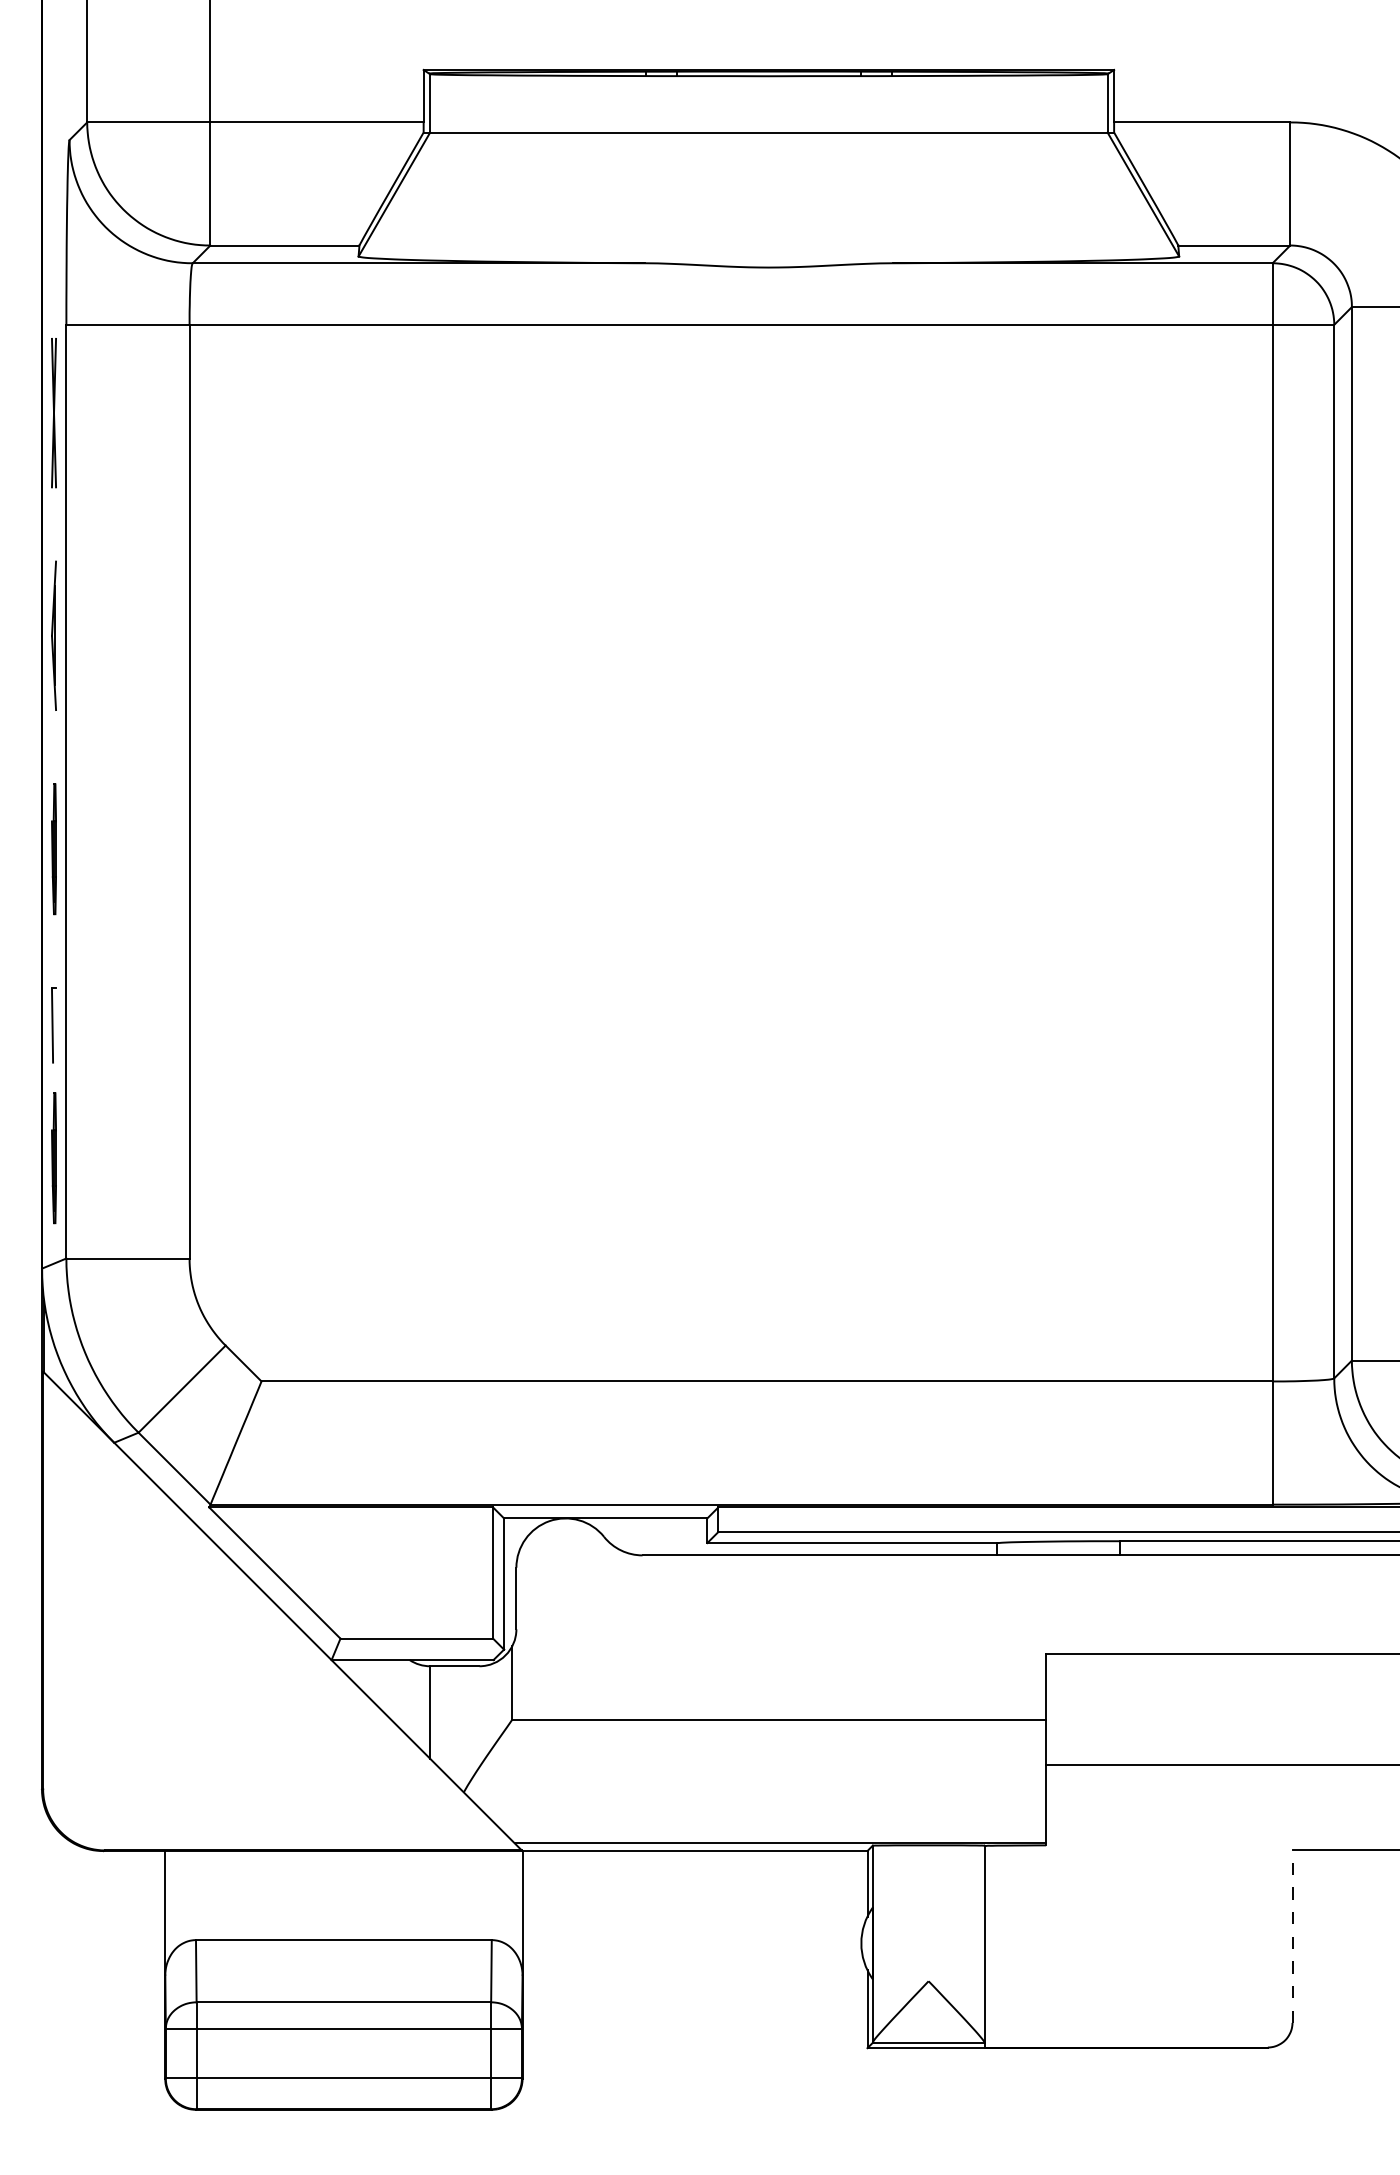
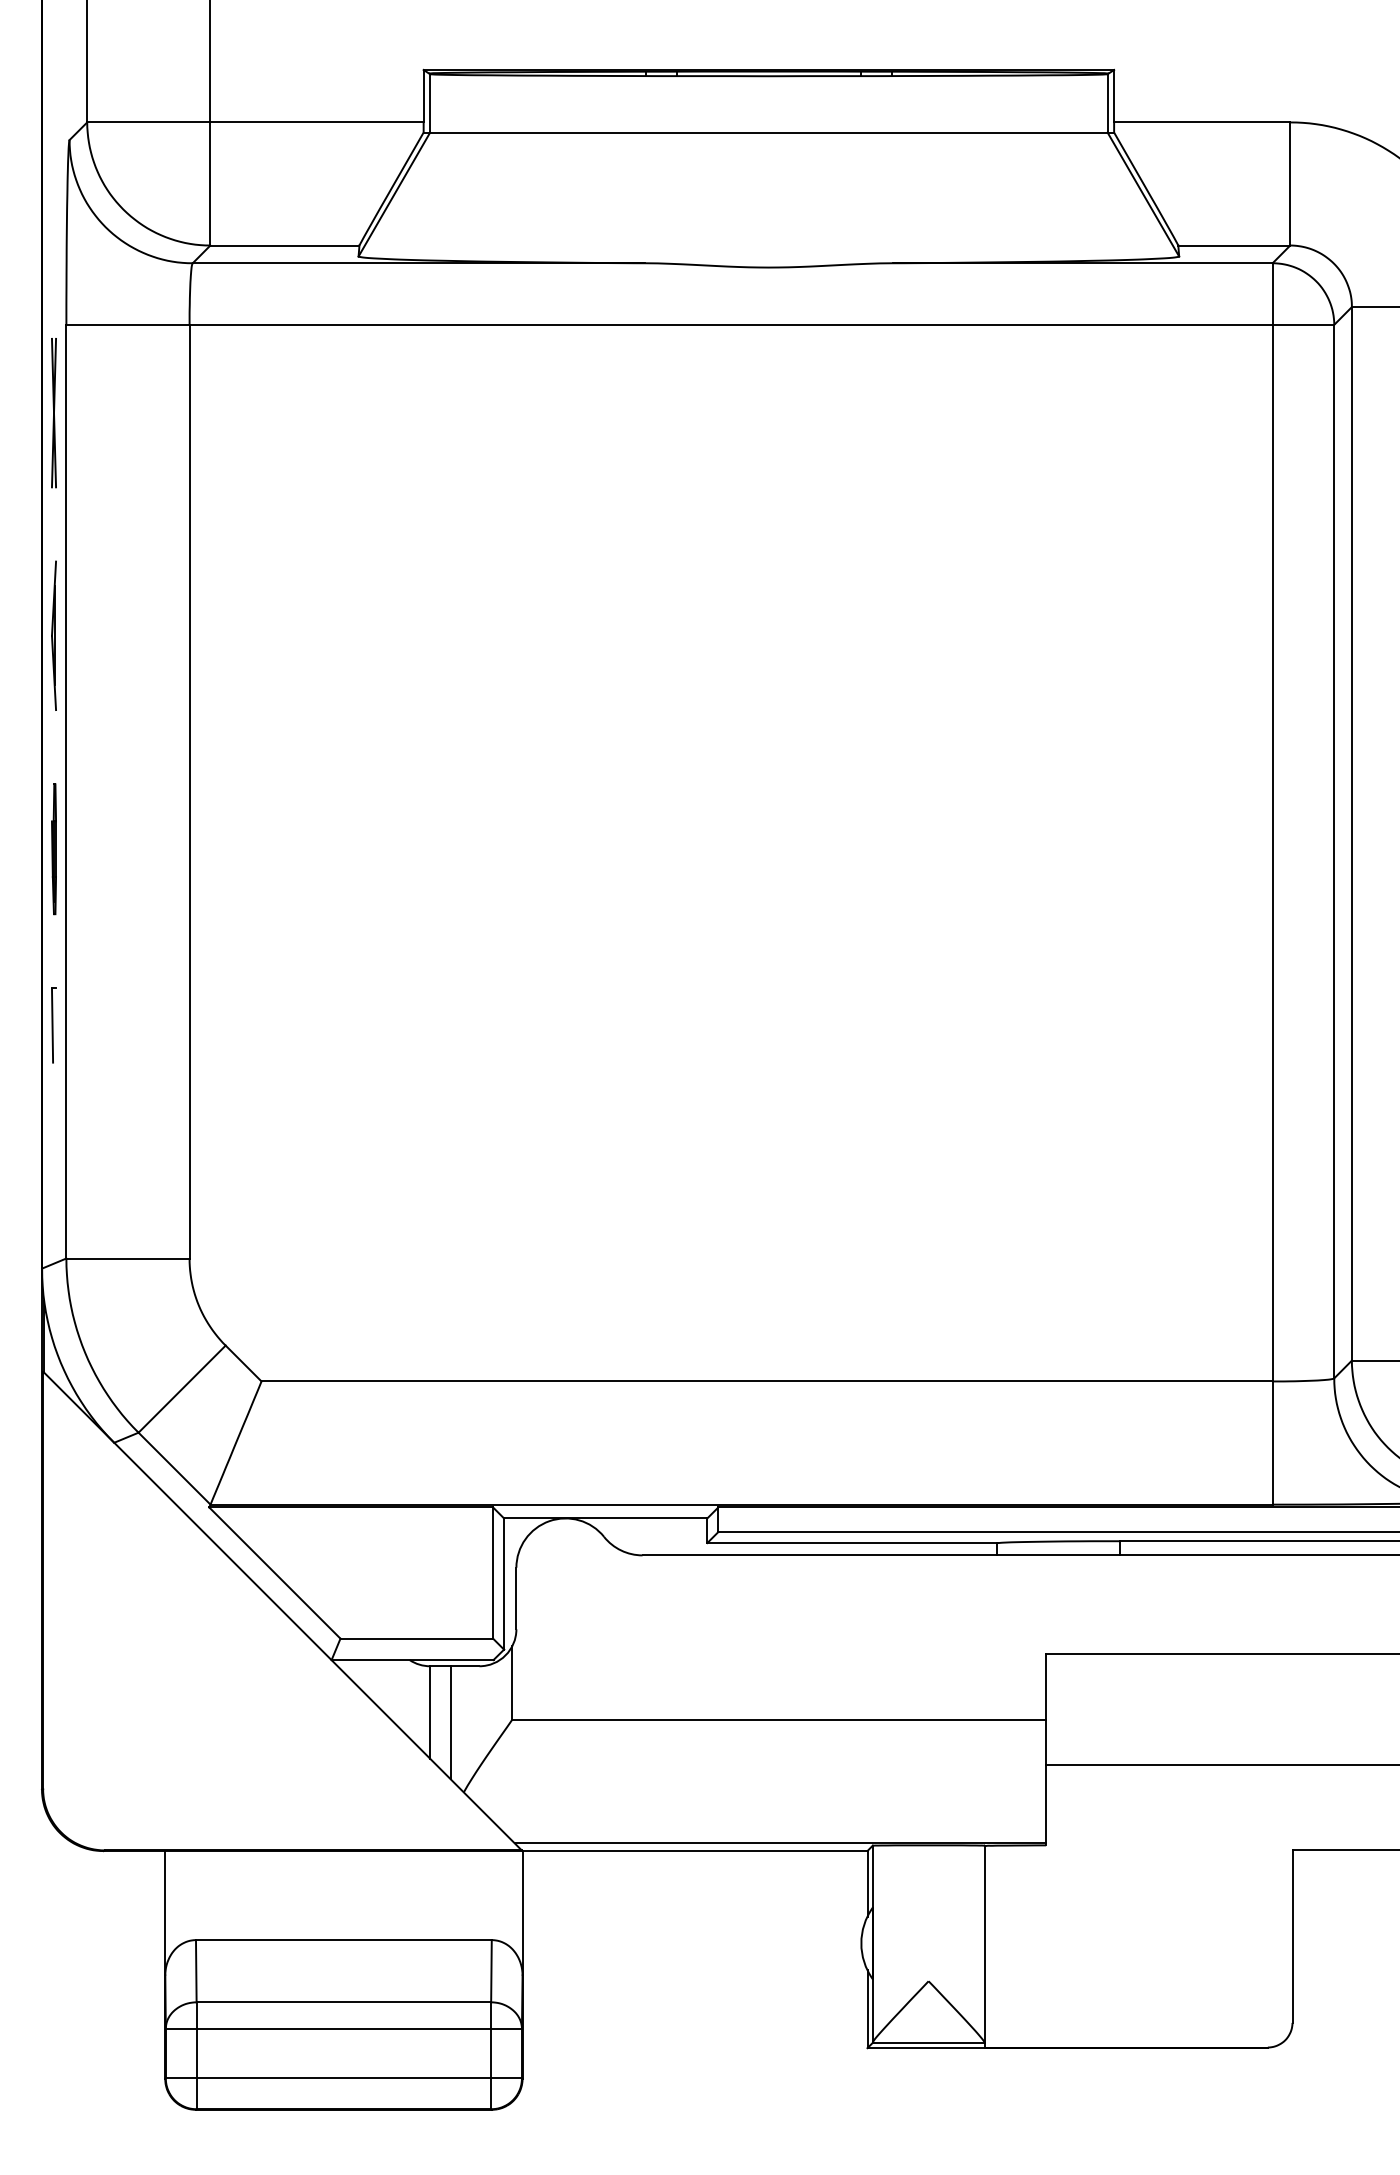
part: present -> none (53, 1158)
line: none -> present (450, 1722)
line: dashed -> solid (1292, 1936)
